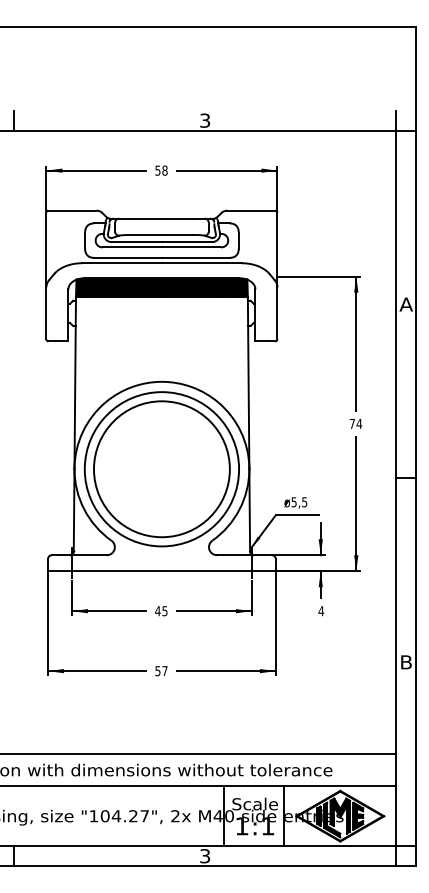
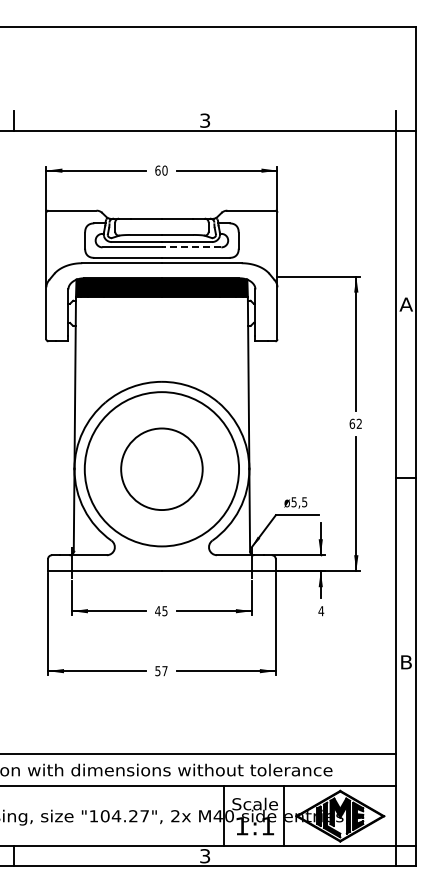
text: 58 -> 60 (161, 170)
line: solid -> dashed (191, 247)
text: 74 -> 62 (355, 423)
circle diameter: 136 px -> 82 px (161, 469)
